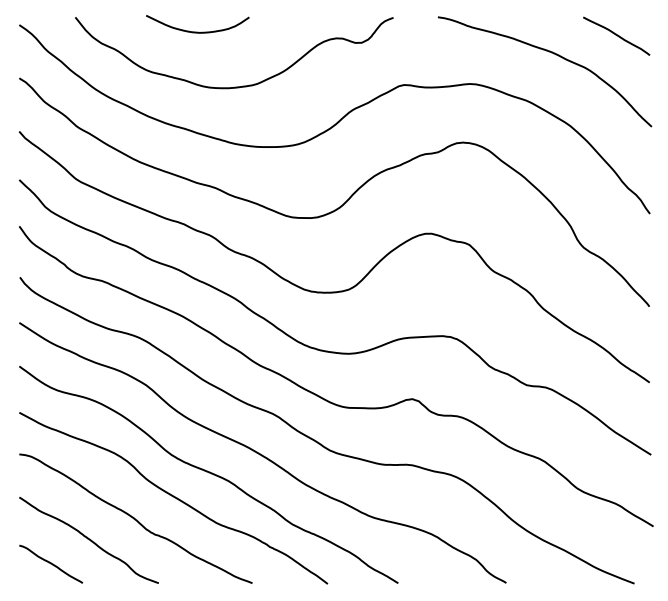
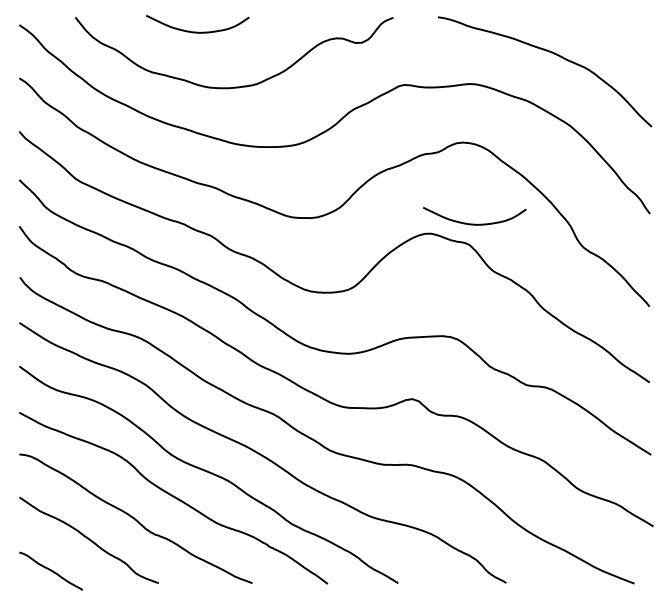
curve: present -> none (616, 35)
curve: none -> present (474, 223)
curve position: (51, 563) -> (51, 570) (51, 570)
